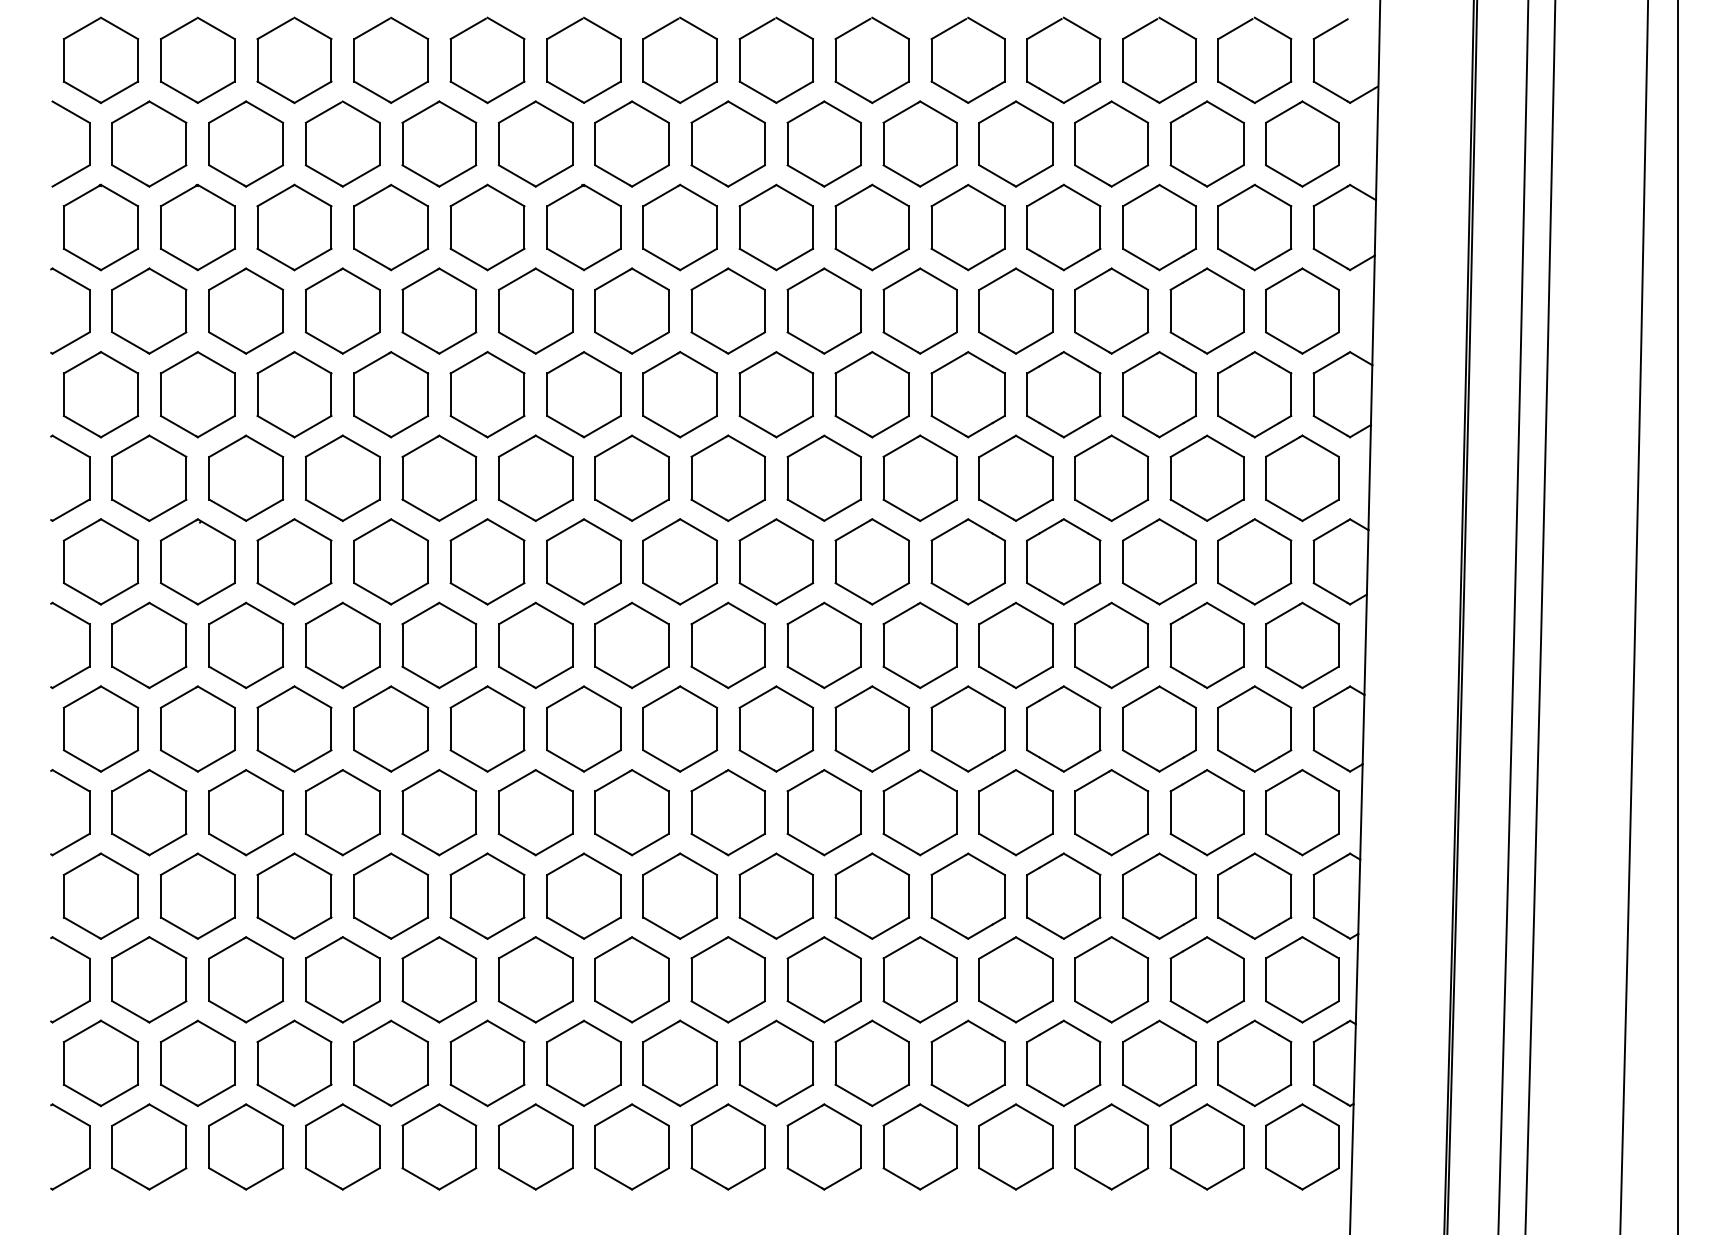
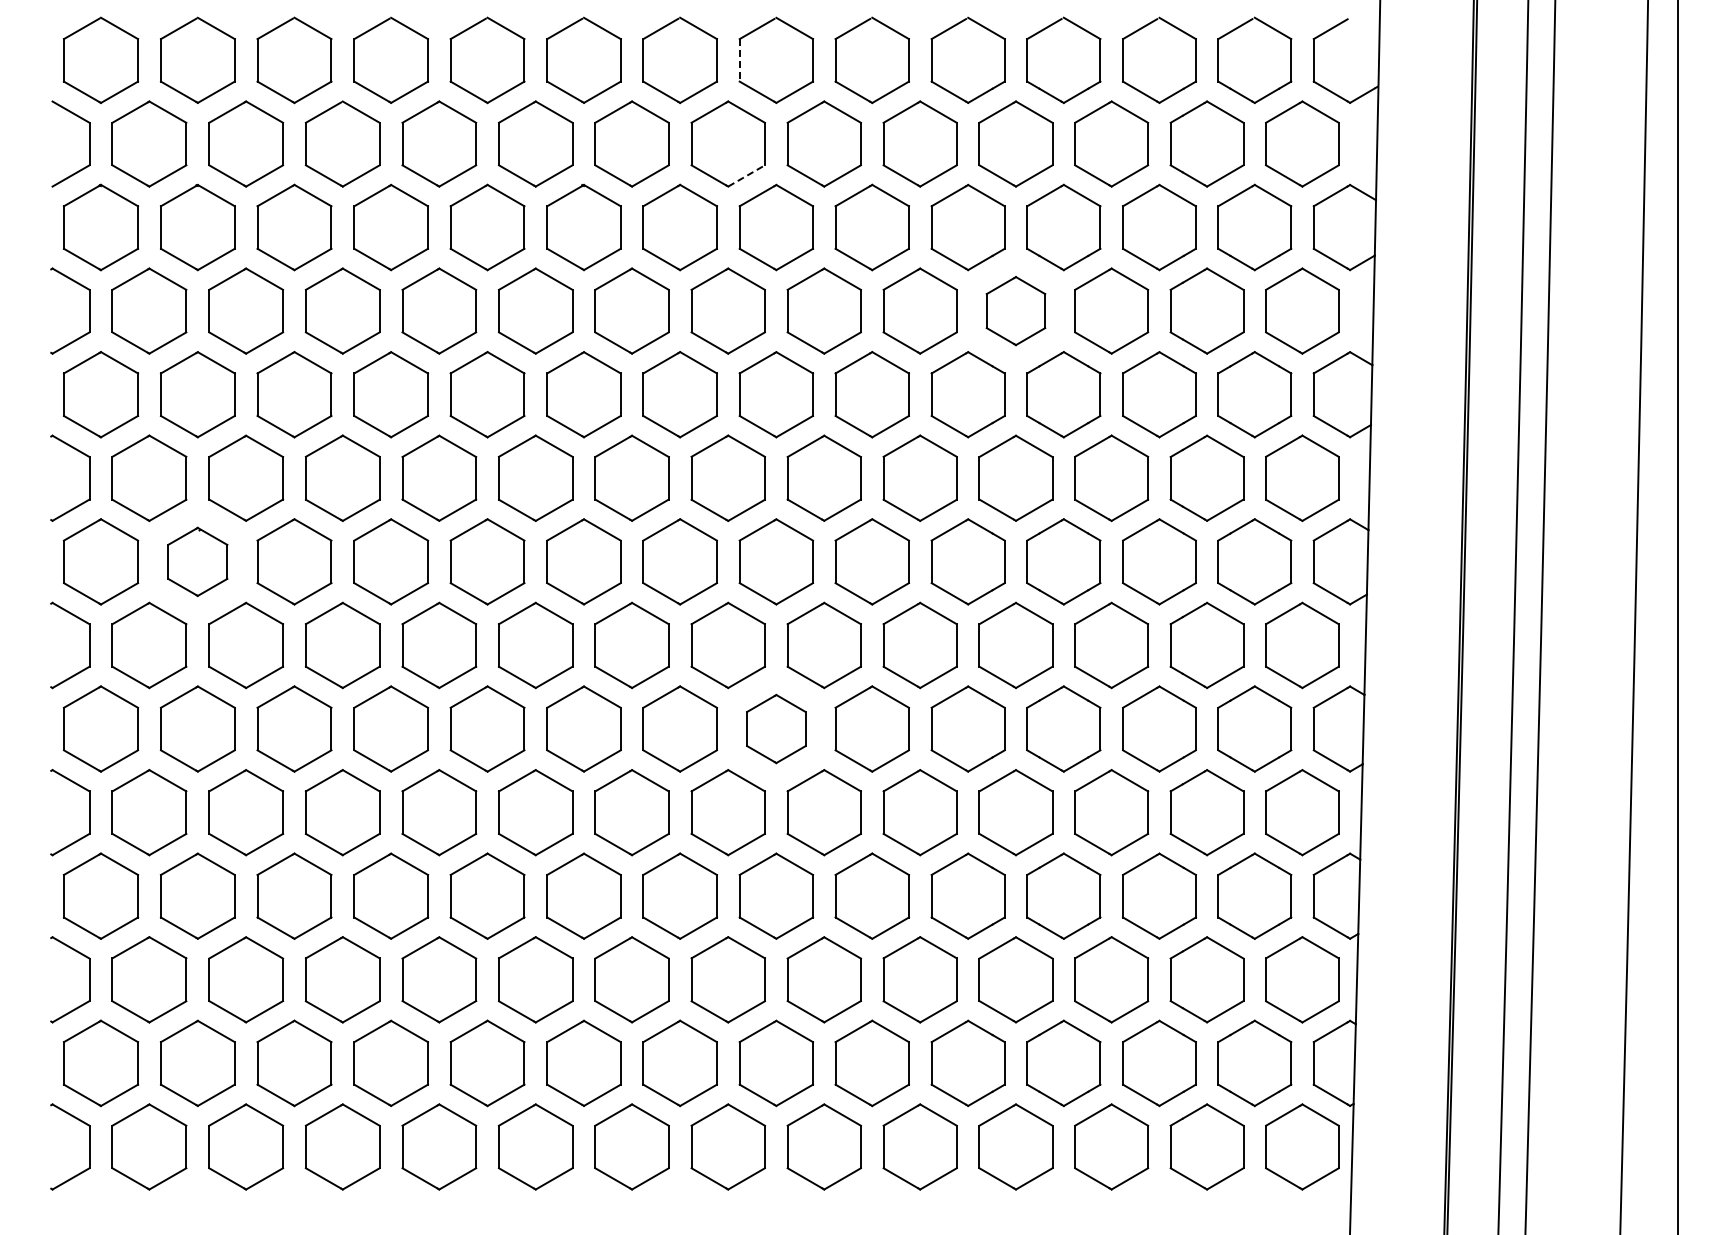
line: solid -> dashed (739, 60)
line: solid -> dashed (747, 175)
part size: 76x88 px -> 62x71 px (1015, 311)
part size: 77x88 px -> 62x71 px (197, 561)
part size: 77x88 px -> 61x72 px (776, 728)
